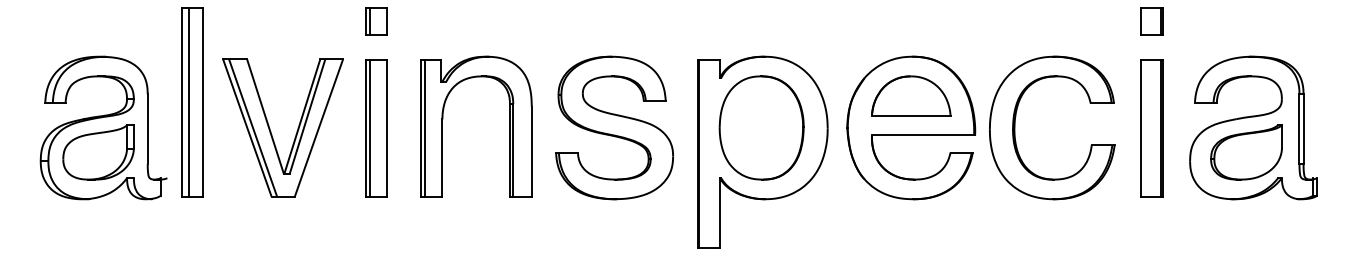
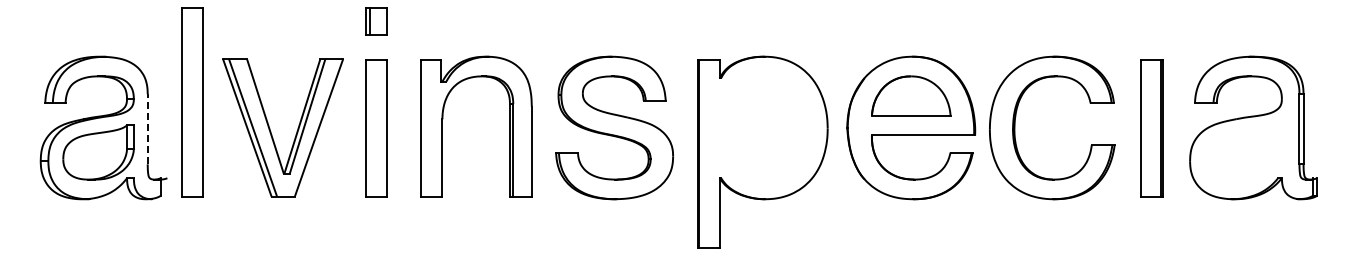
part: present -> none (1151, 21)
line: present -> none (188, 101)
line: present -> none (370, 127)
line: present -> none (424, 127)
part: present -> none (761, 127)
line: solid -> dashed (147, 128)
part: present -> none (1246, 152)
